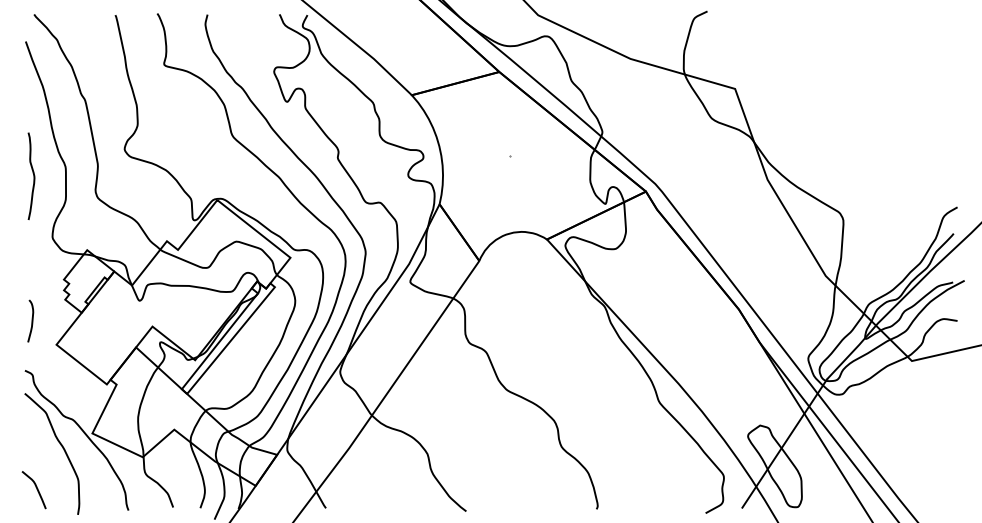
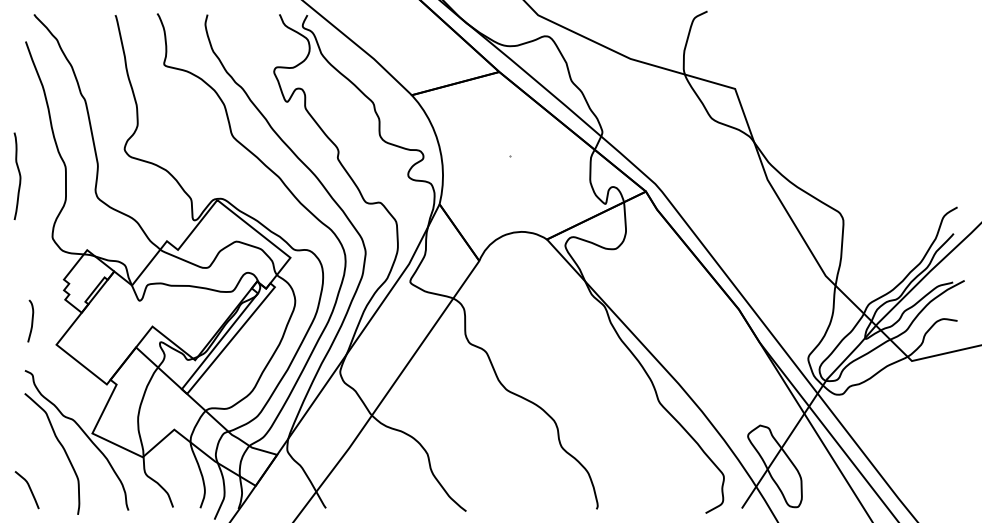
curve position: (33, 176) -> (19, 176) (19, 176)
curve position: (36, 489) -> (29, 489) (29, 489)
